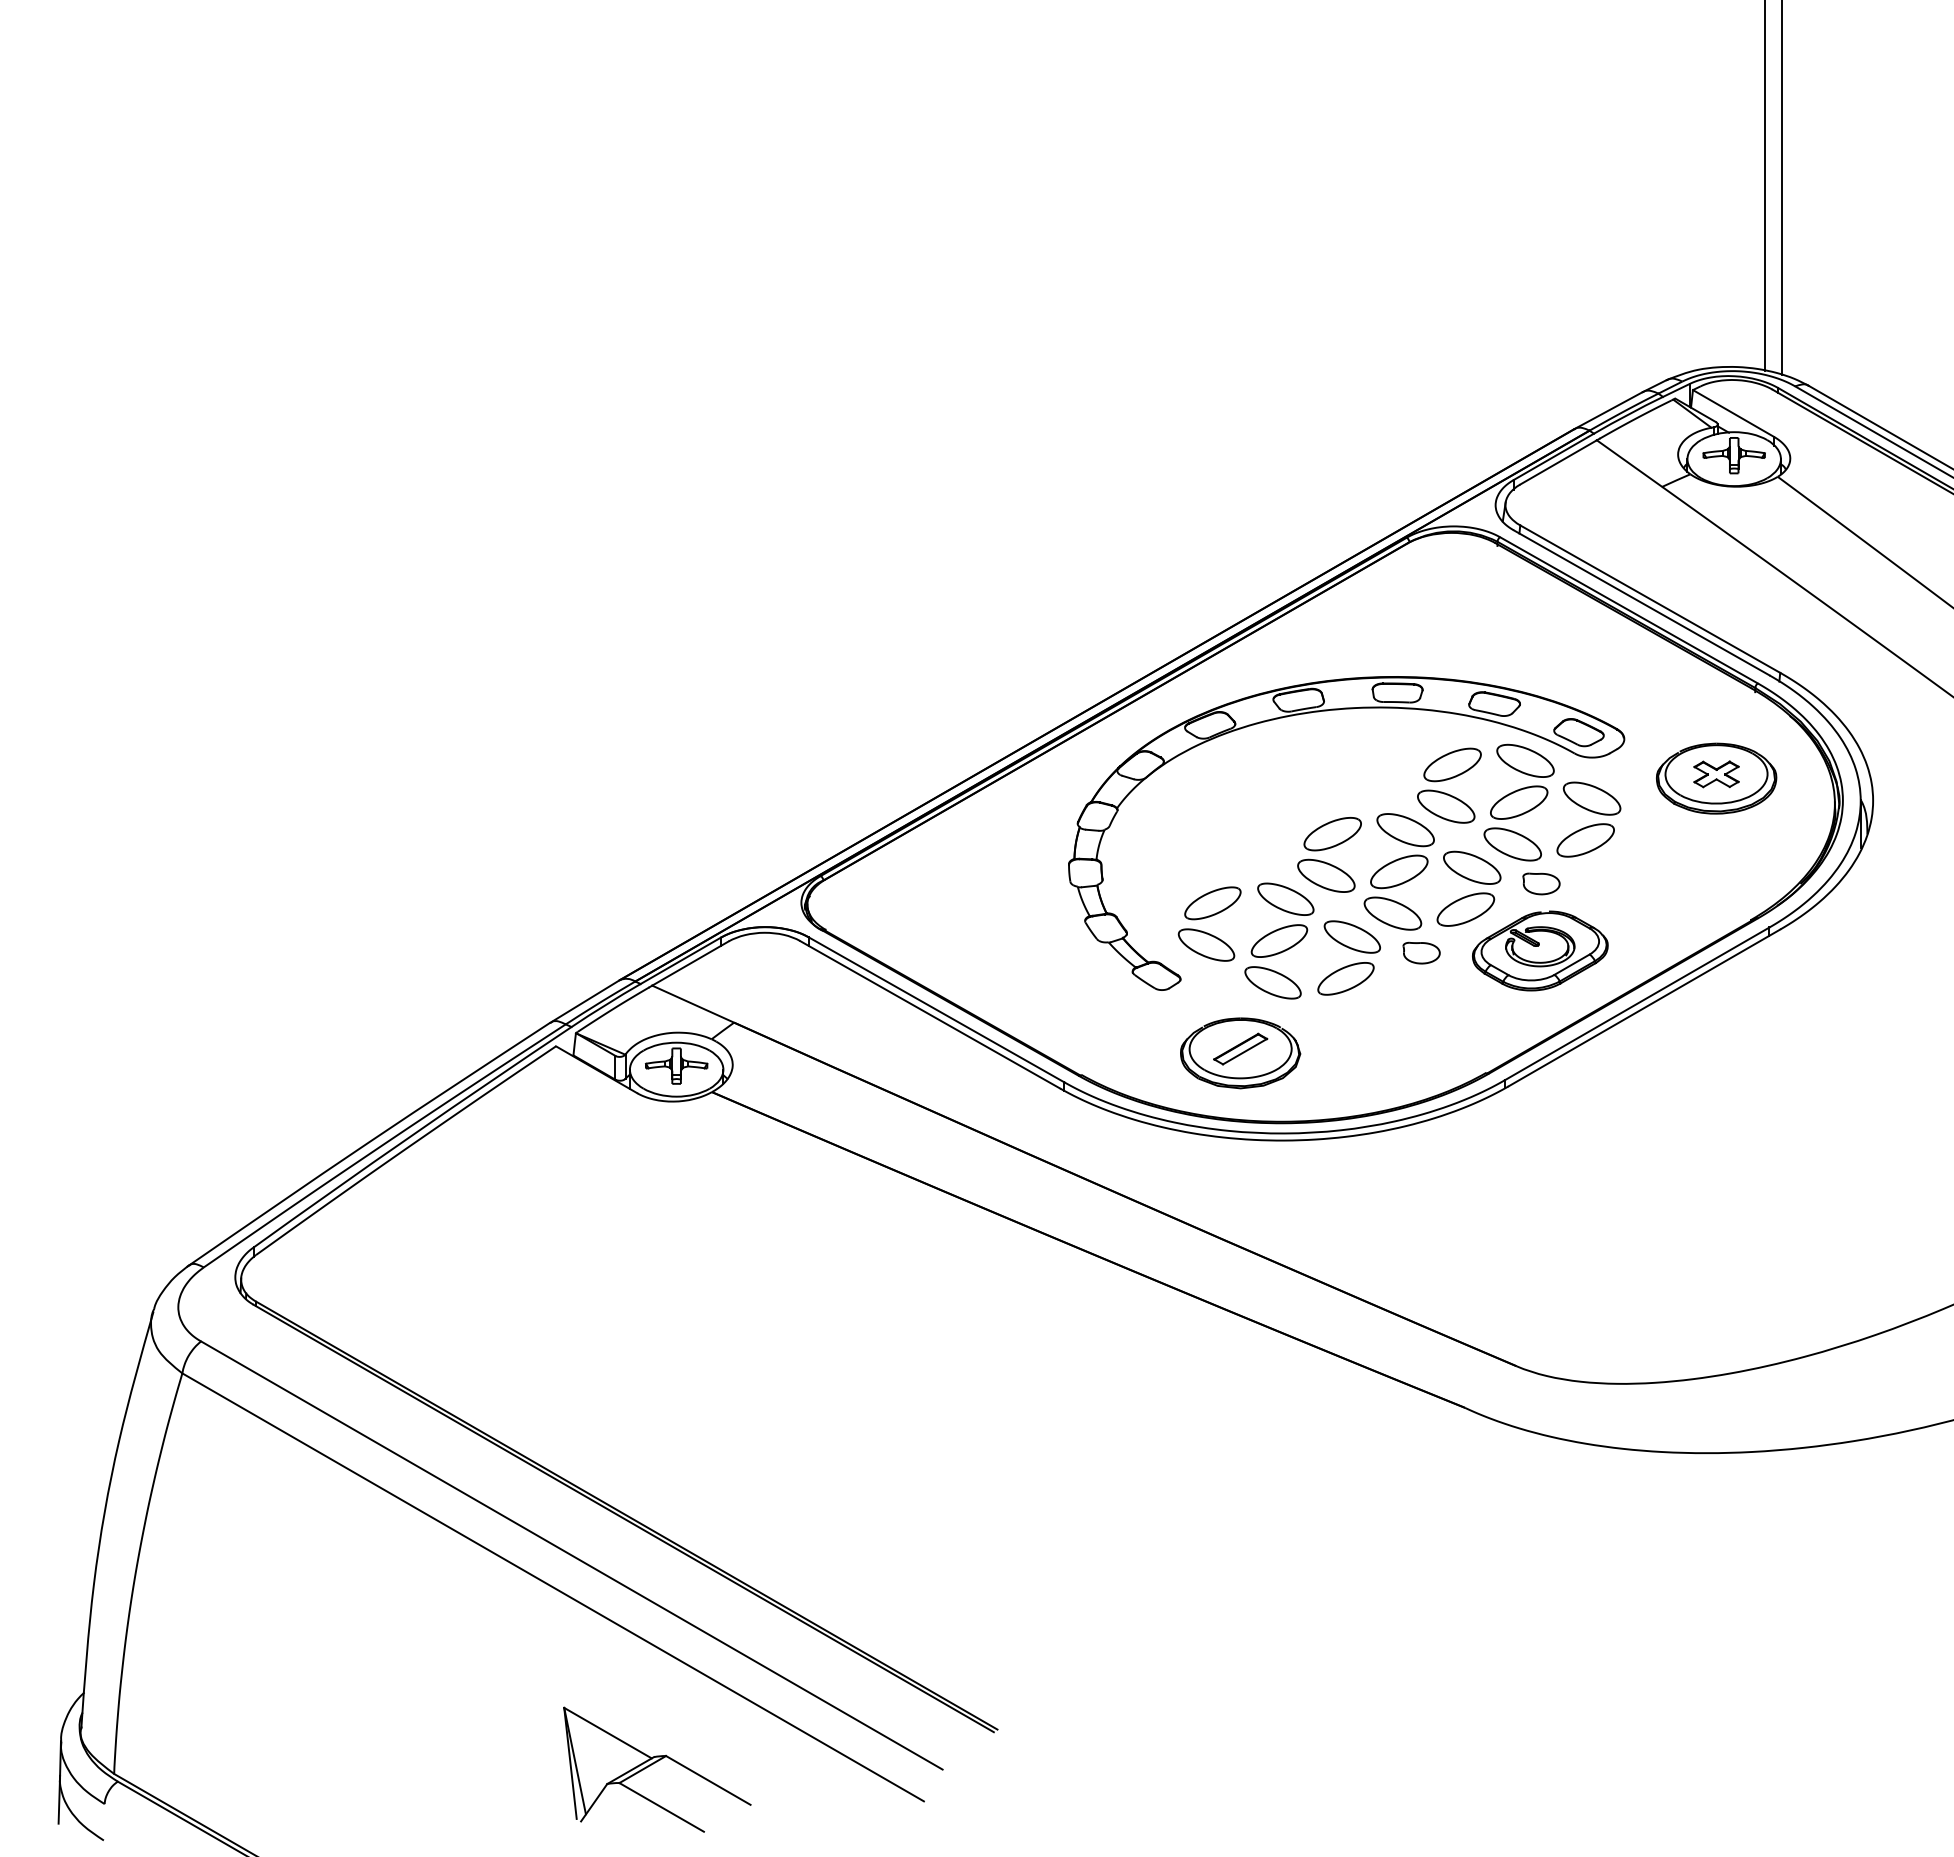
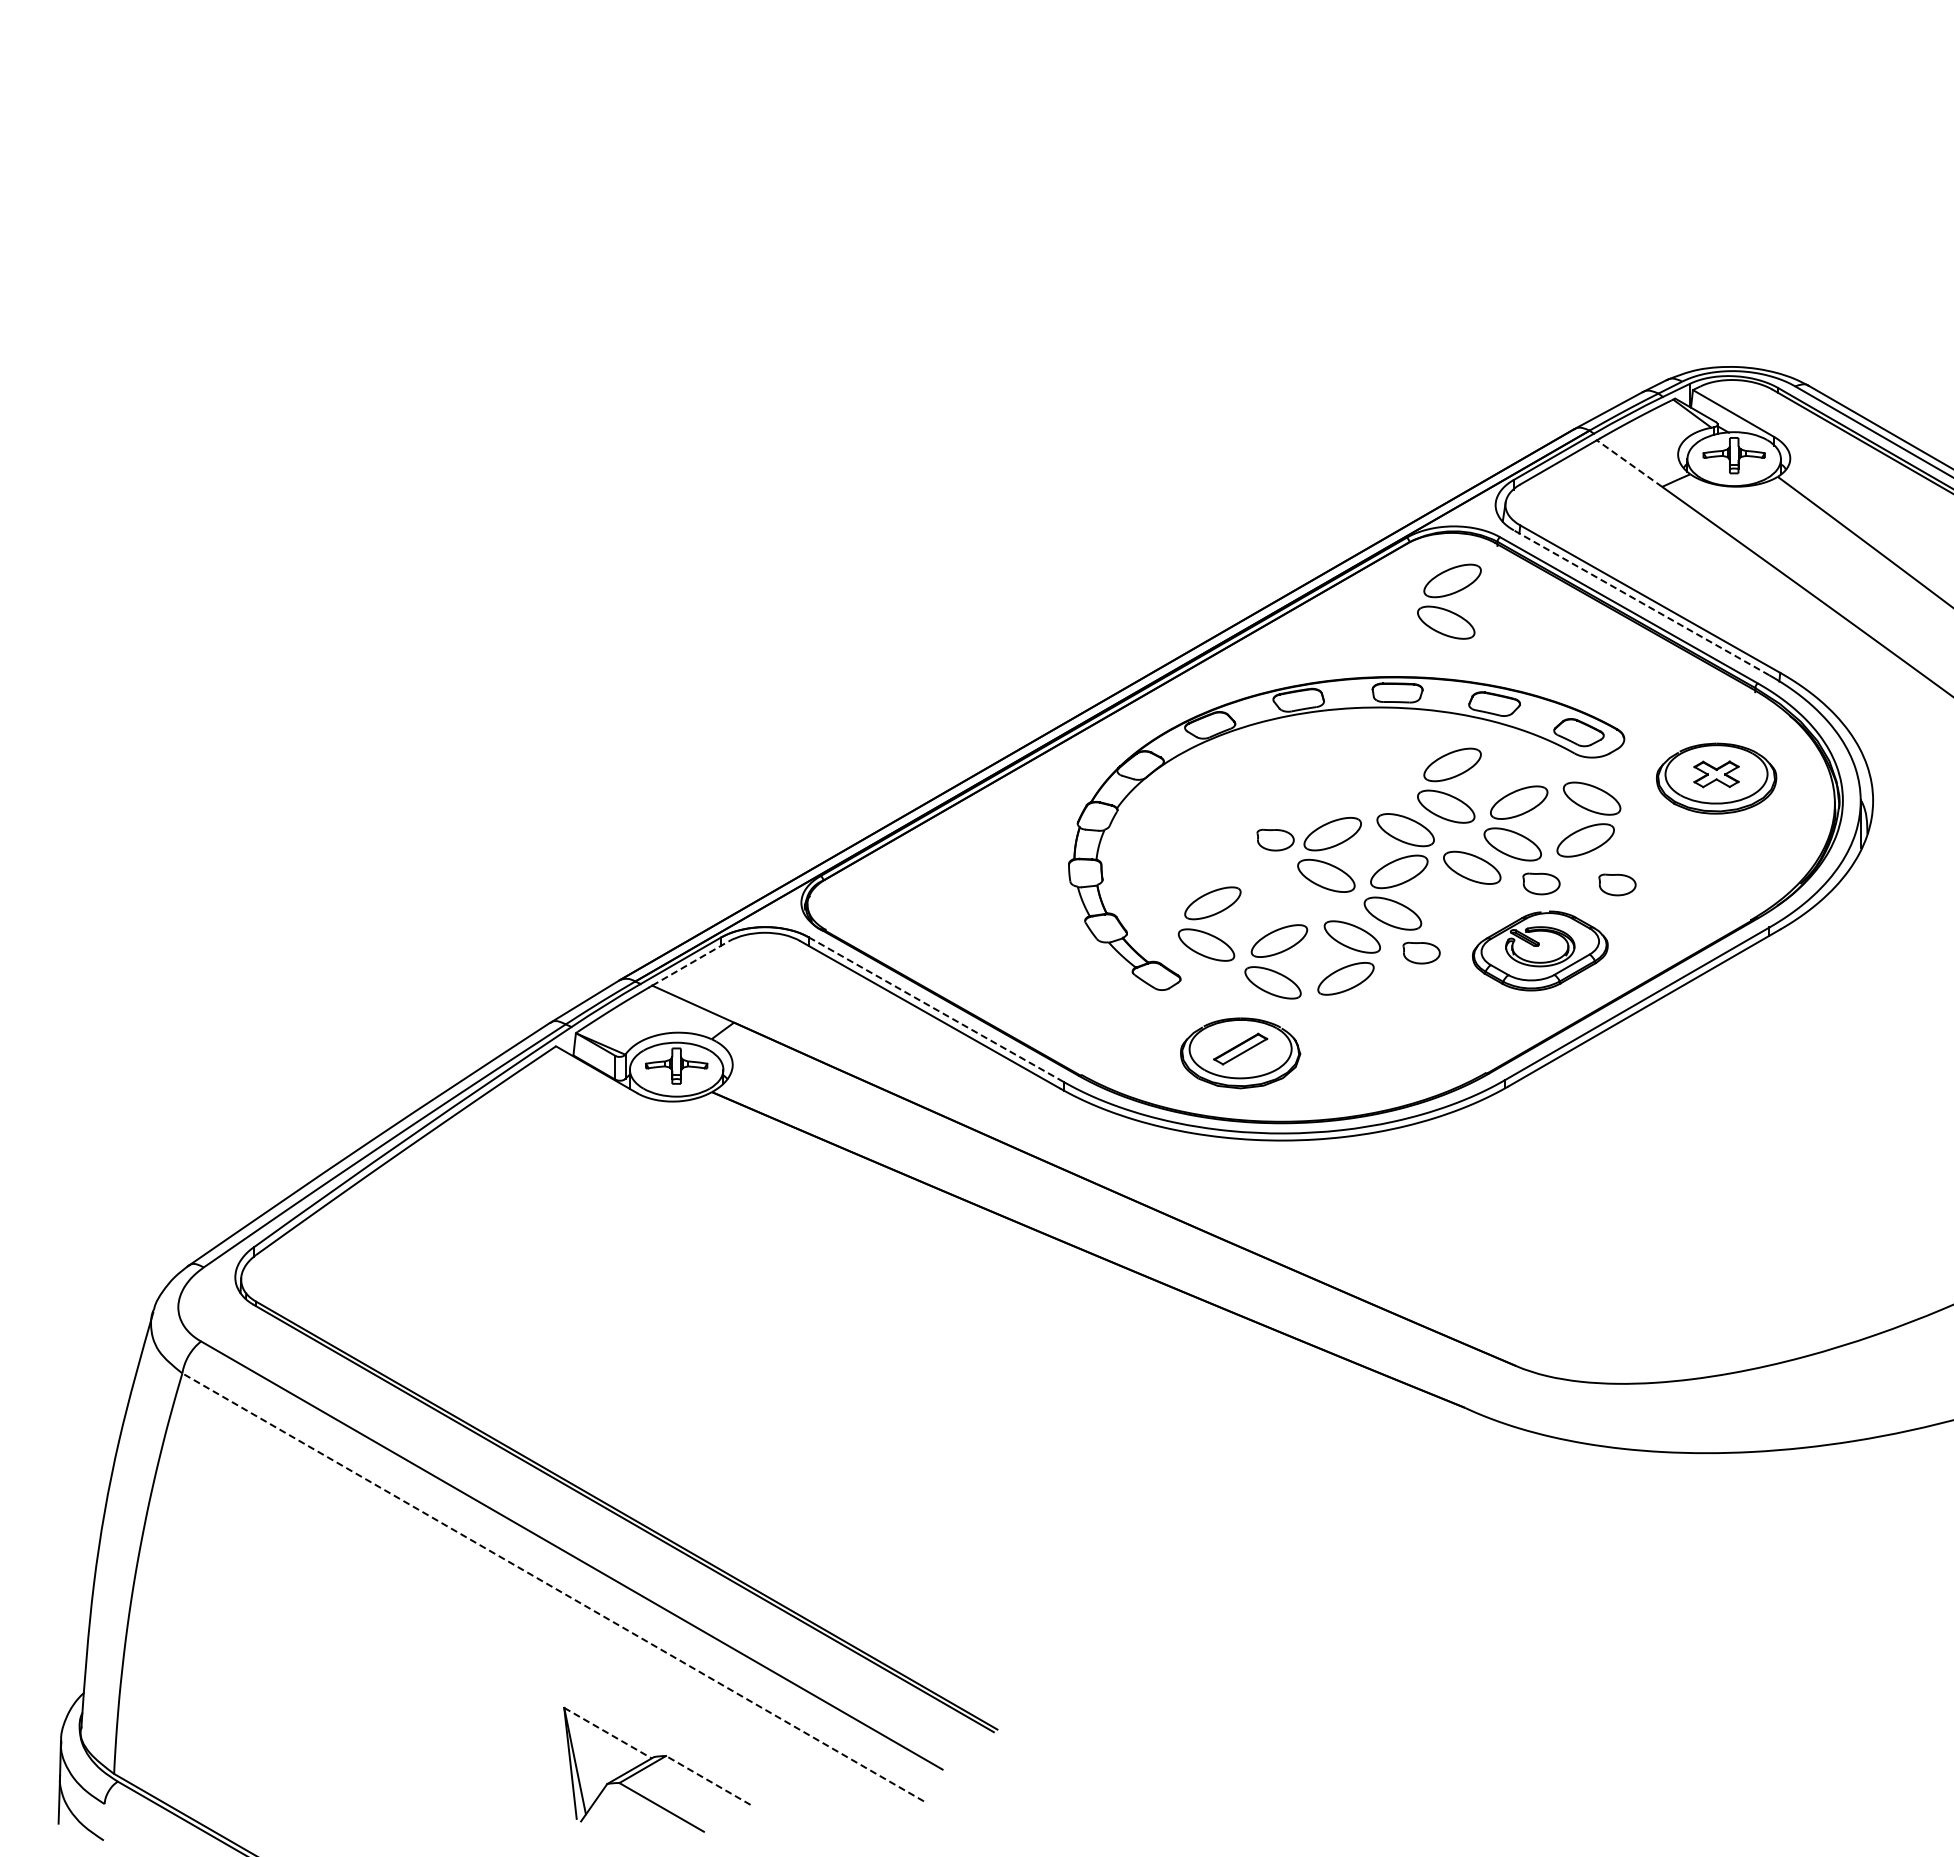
line: present -> none (1765, 186)
line: present -> none (1781, 188)
line: solid -> dashed (1629, 463)
part: none -> present (1449, 601)
line: solid -> dashed (1641, 602)
part: present -> none (1525, 760)
part: none -> present (1275, 839)
part: none -> present (1617, 884)
part: present -> none (1285, 898)
part: present -> none (1465, 909)
line: solid -> dashed (690, 963)
line: solid -> dashed (936, 1009)
line: solid -> dashed (552, 1587)
line: solid -> dashed (608, 1733)
line: solid -> dashed (708, 1780)
